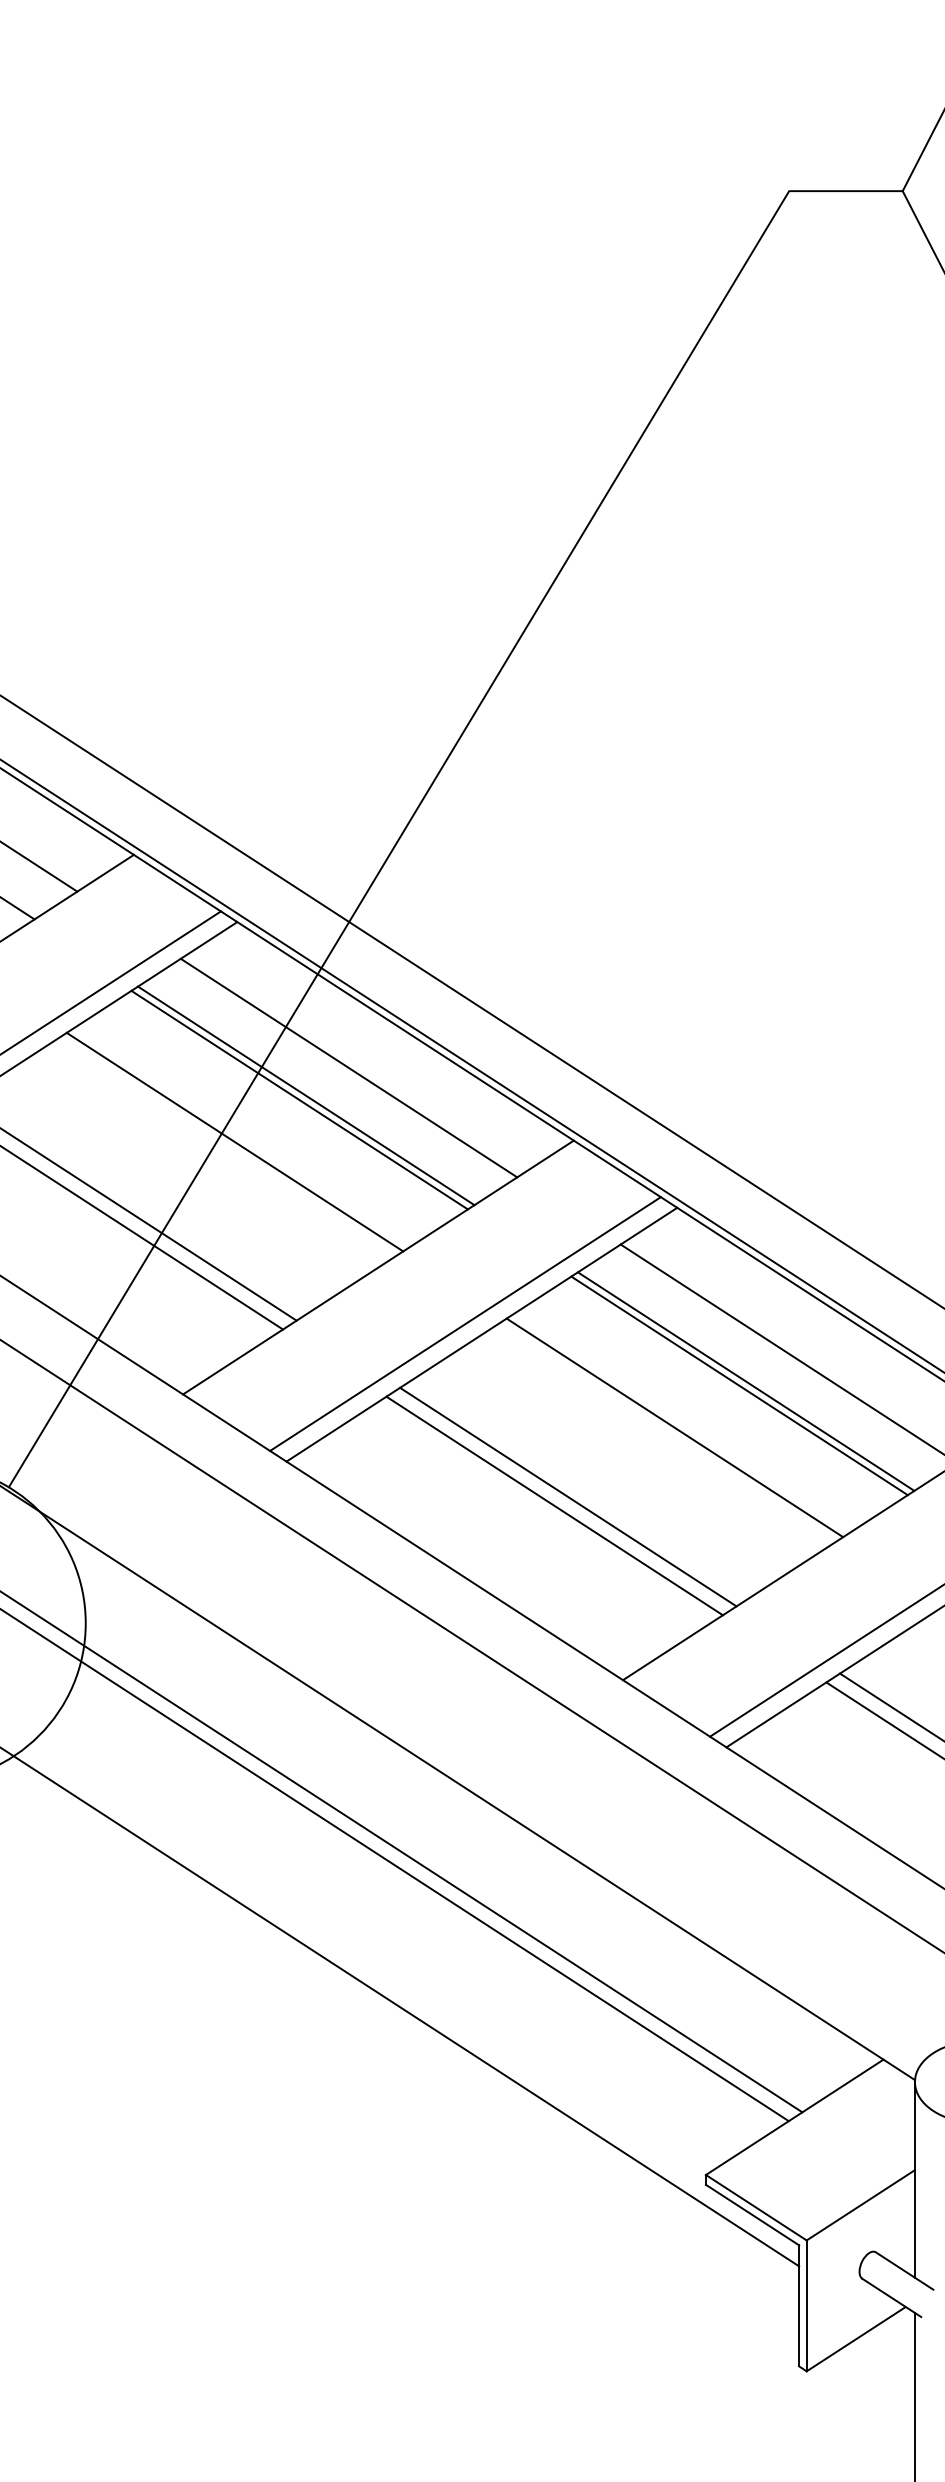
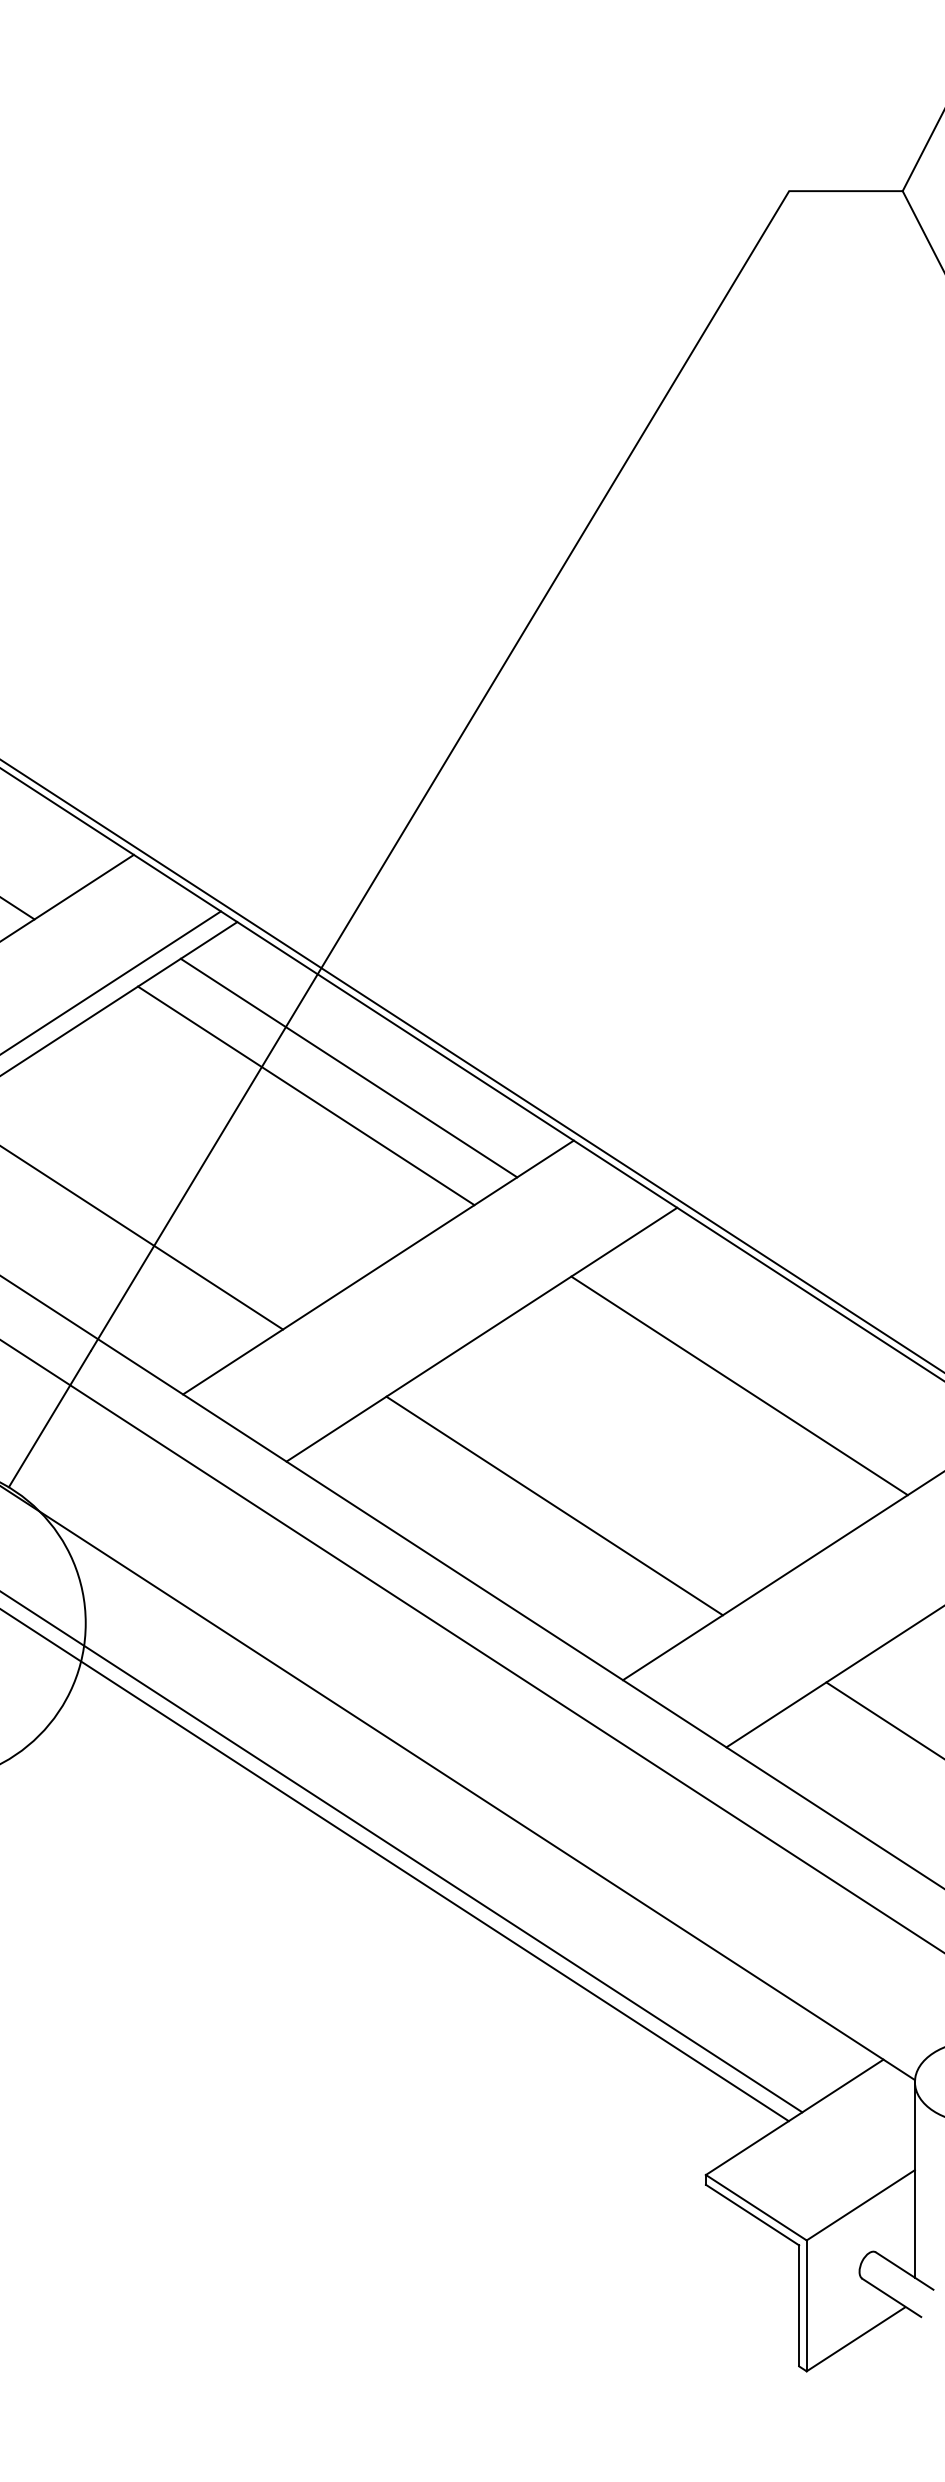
line: present -> none (39, 867)
line: present -> none (471, 1001)
line: present -> none (299, 1099)
line: present -> none (234, 1141)
line: present -> none (149, 1224)
line: present -> none (465, 1323)
line: present -> none (780, 1348)
line: present -> none (745, 1381)
line: present -> none (674, 1427)
line: present -> none (568, 1496)
line: present -> none (825, 1661)
line: present -> none (890, 1706)
line: present -> none (400, 2007)
line: present -> none (914, 2395)
